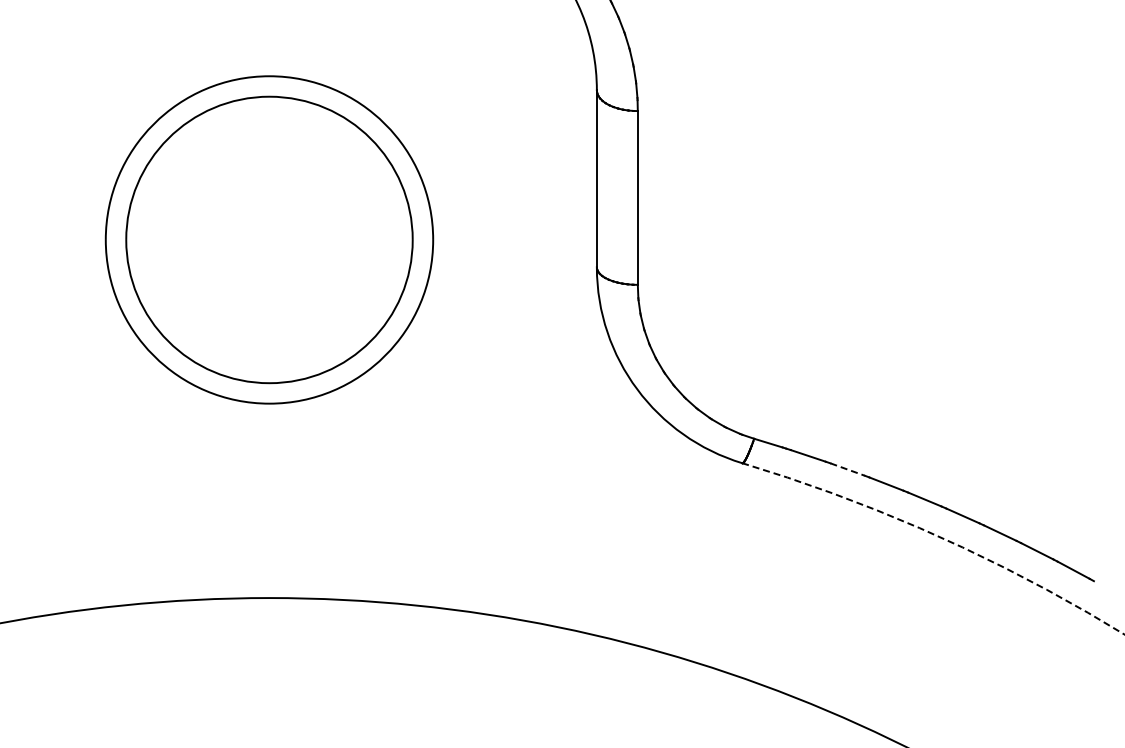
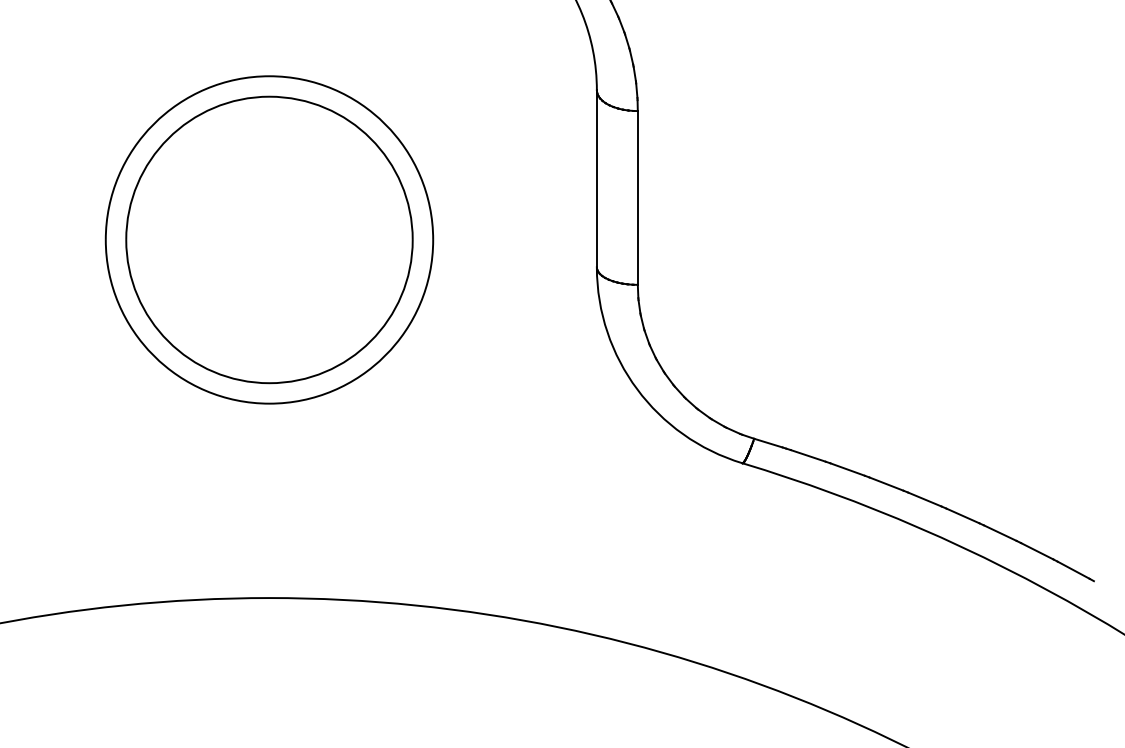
line: dashed -> solid (848, 469)
arc: dashed -> solid (938, 536)
